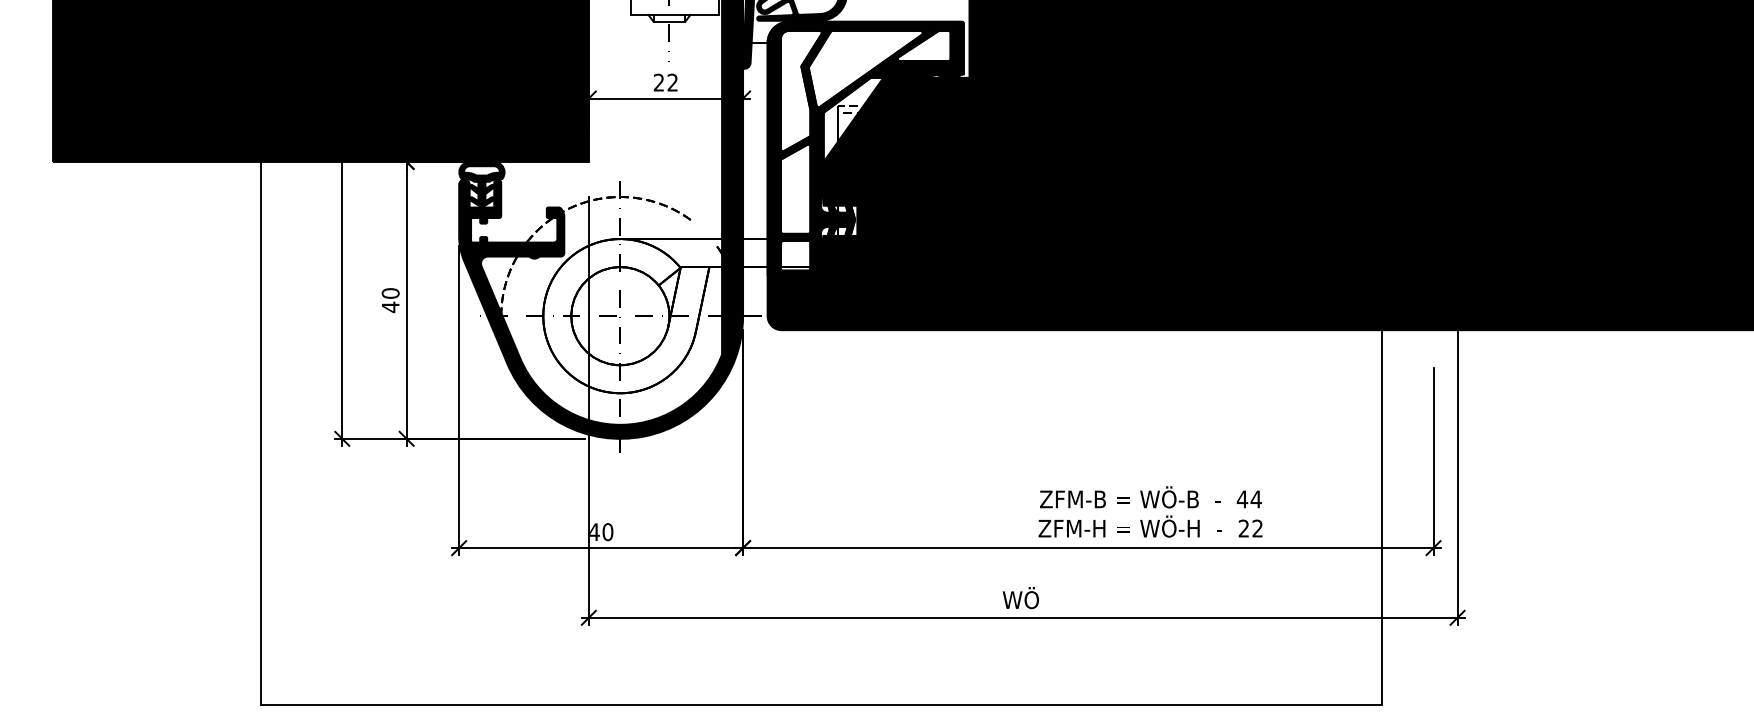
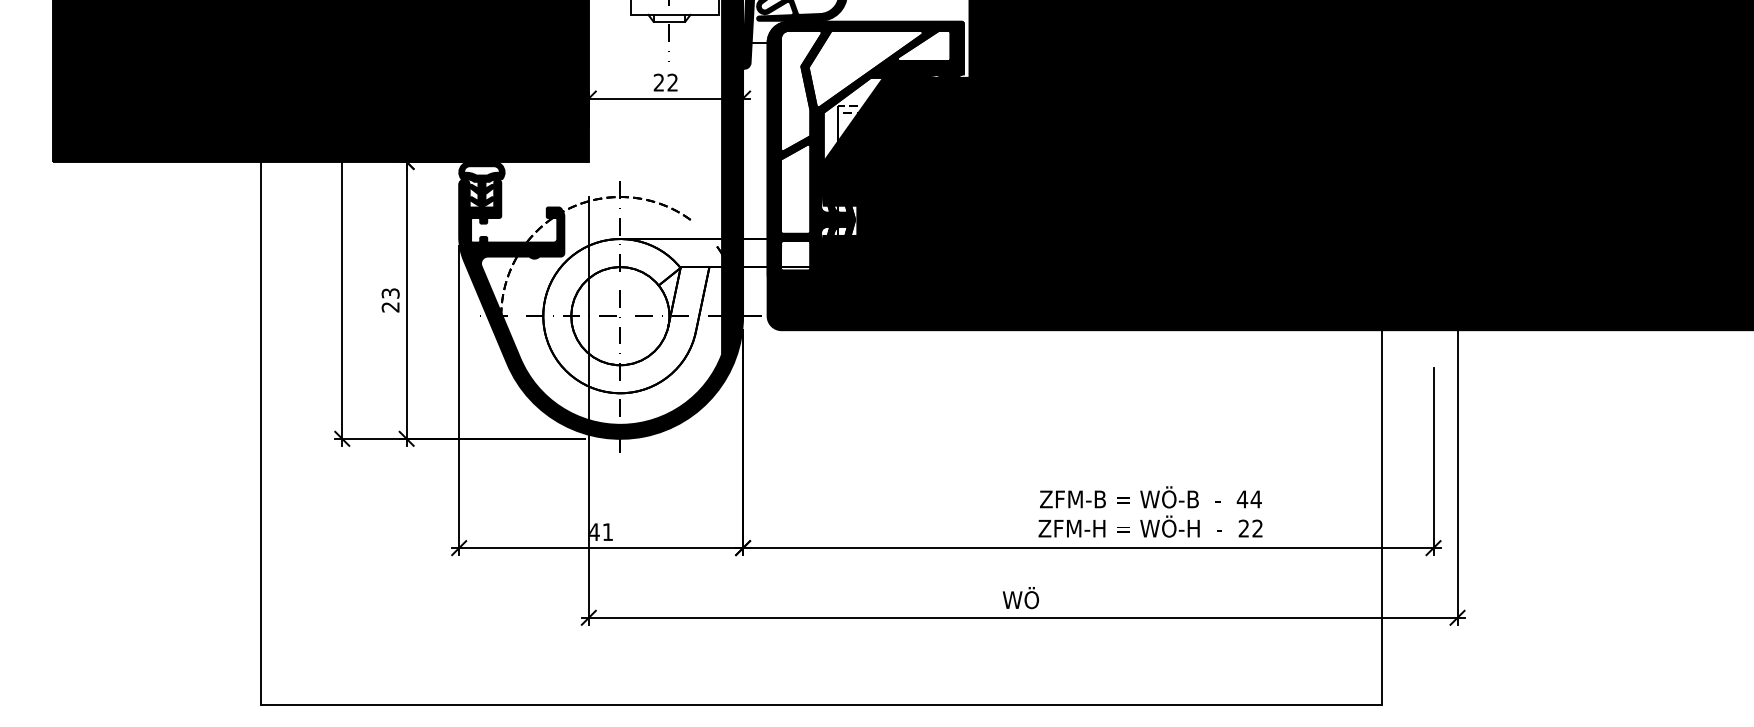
text: 40 -> 23 (390, 300)
text: 40 -> 41 (607, 532)
